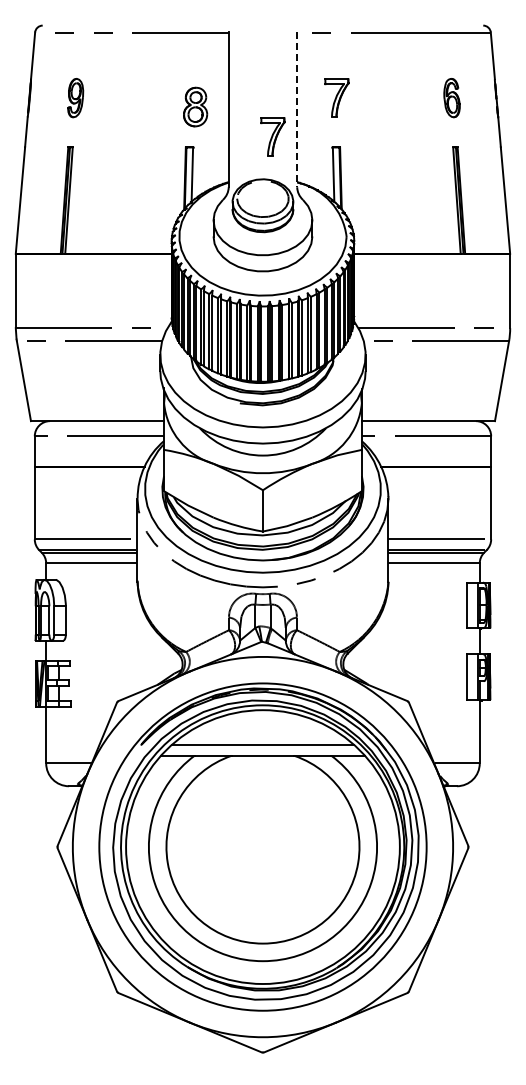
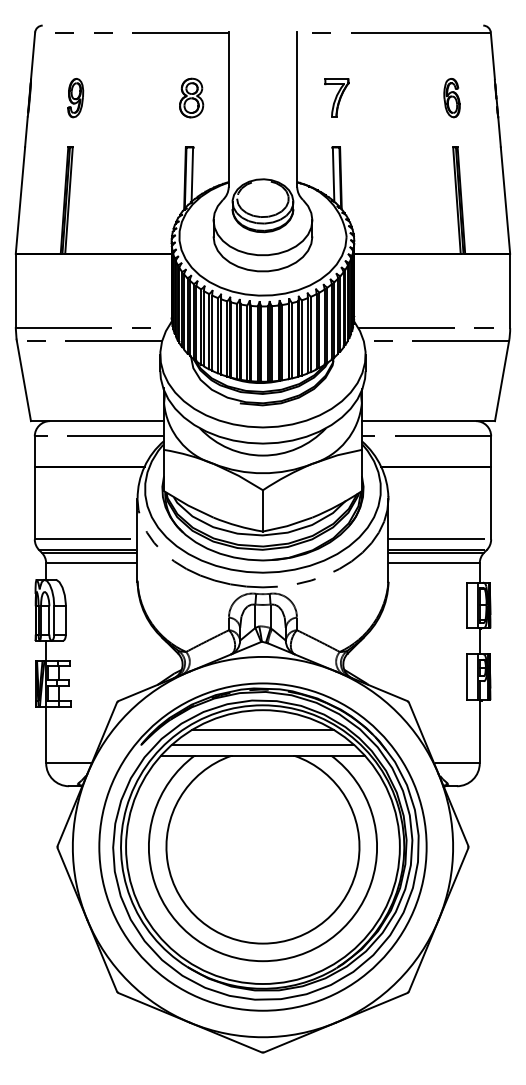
part position: (195, 106) -> (191, 97) (191, 97)
line: dashed -> solid (297, 109)
part: present -> none (272, 136)
line: none -> present (262, 729)
